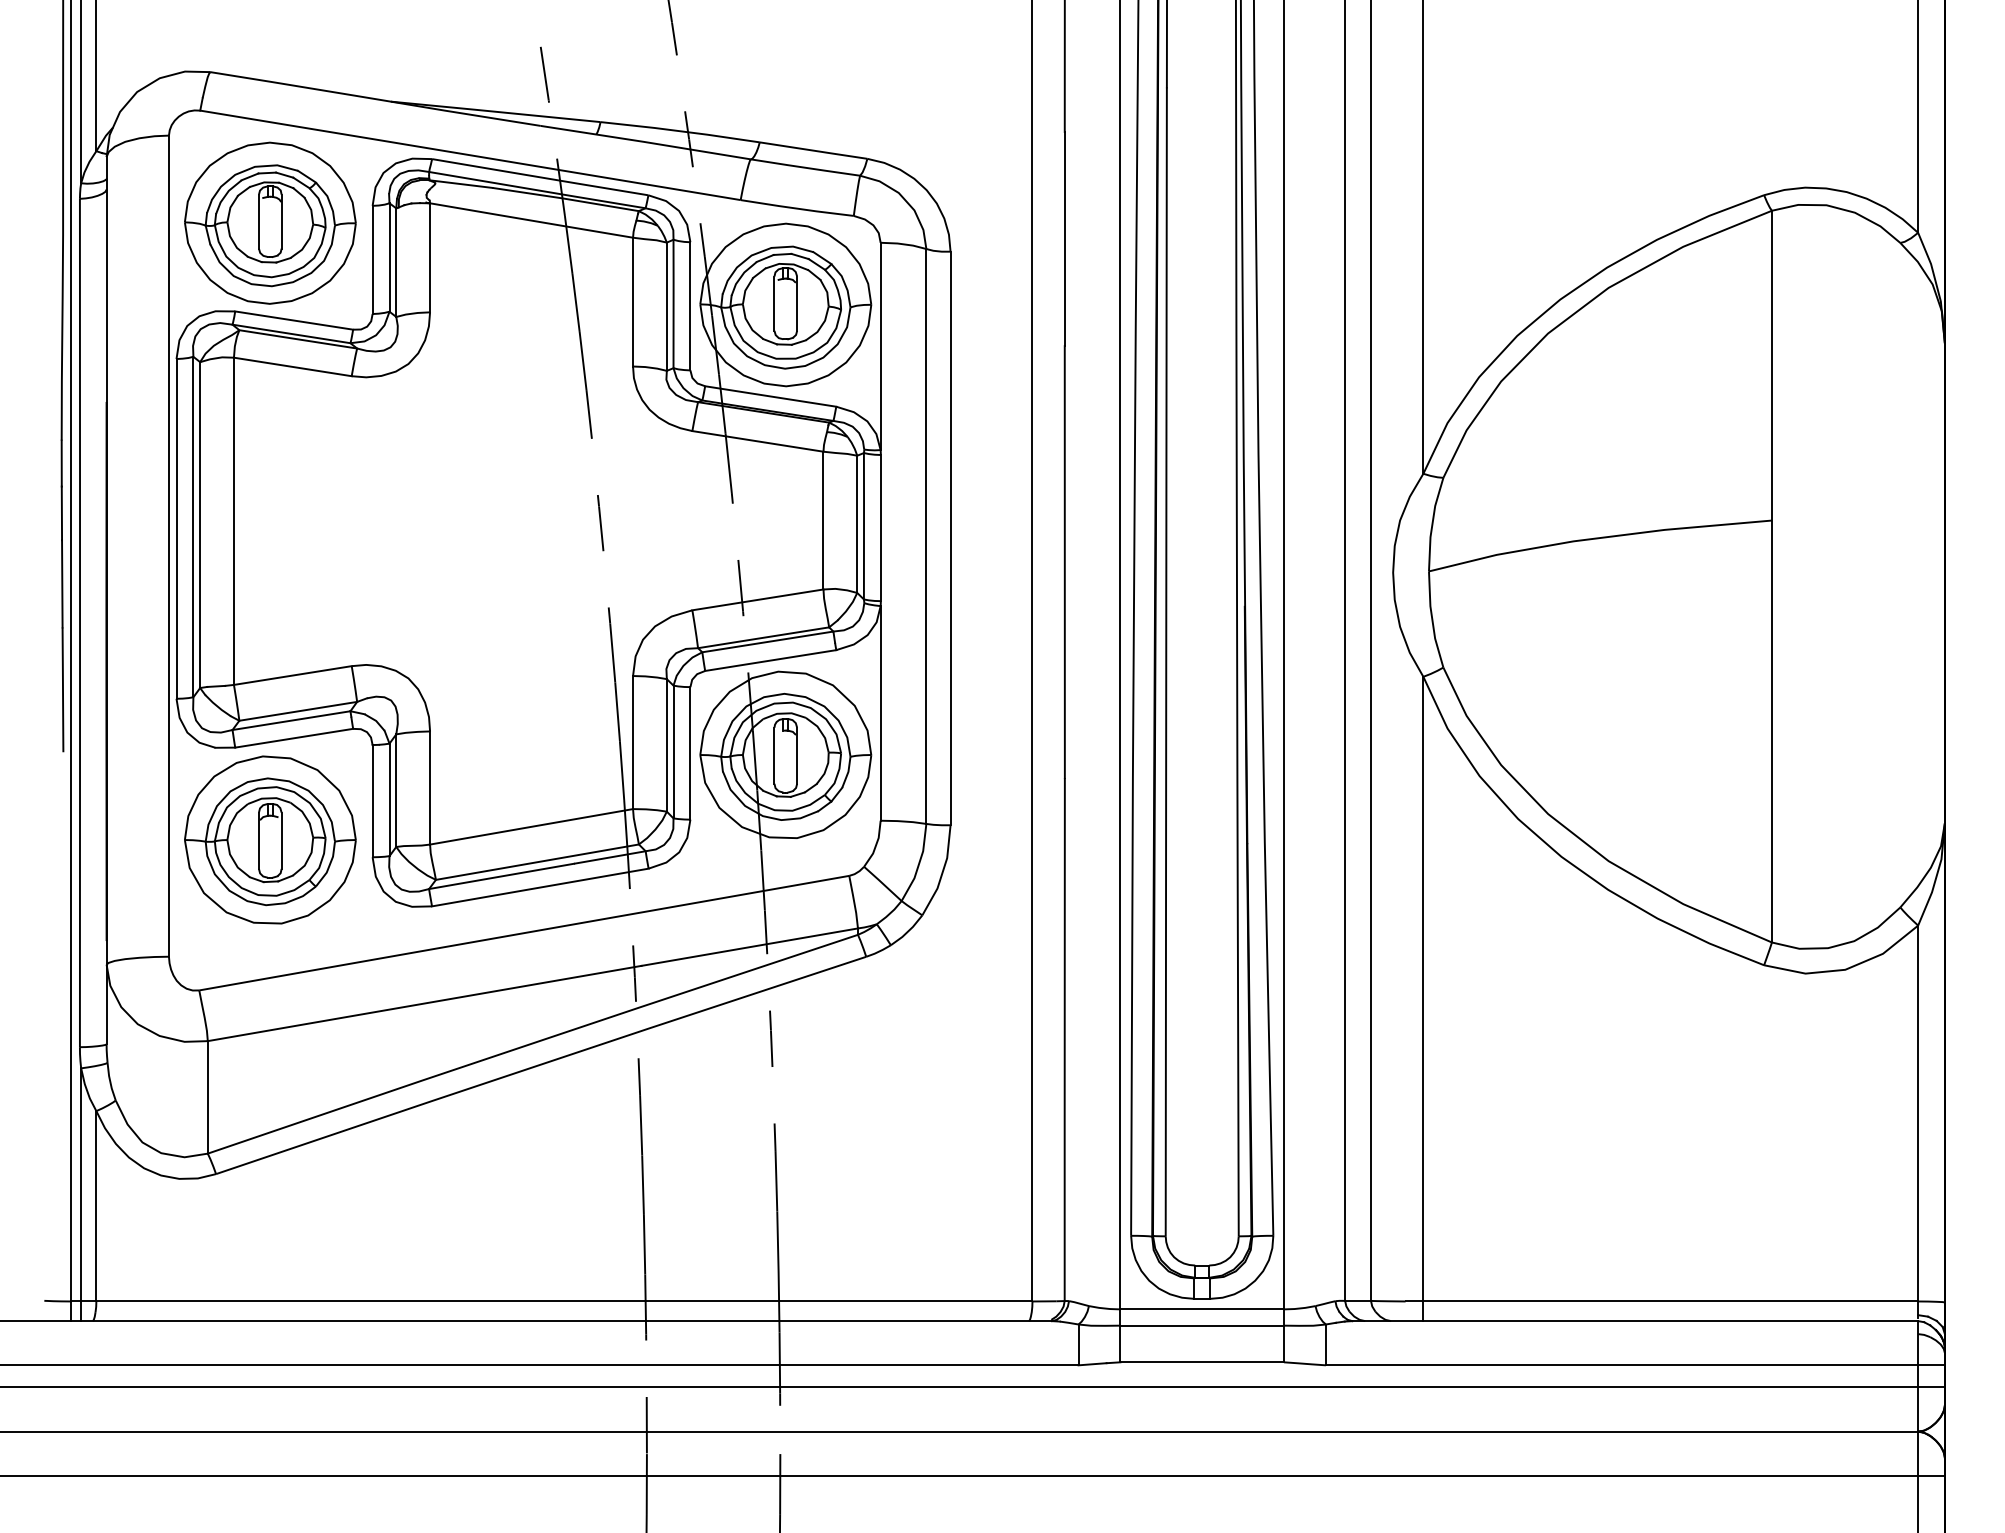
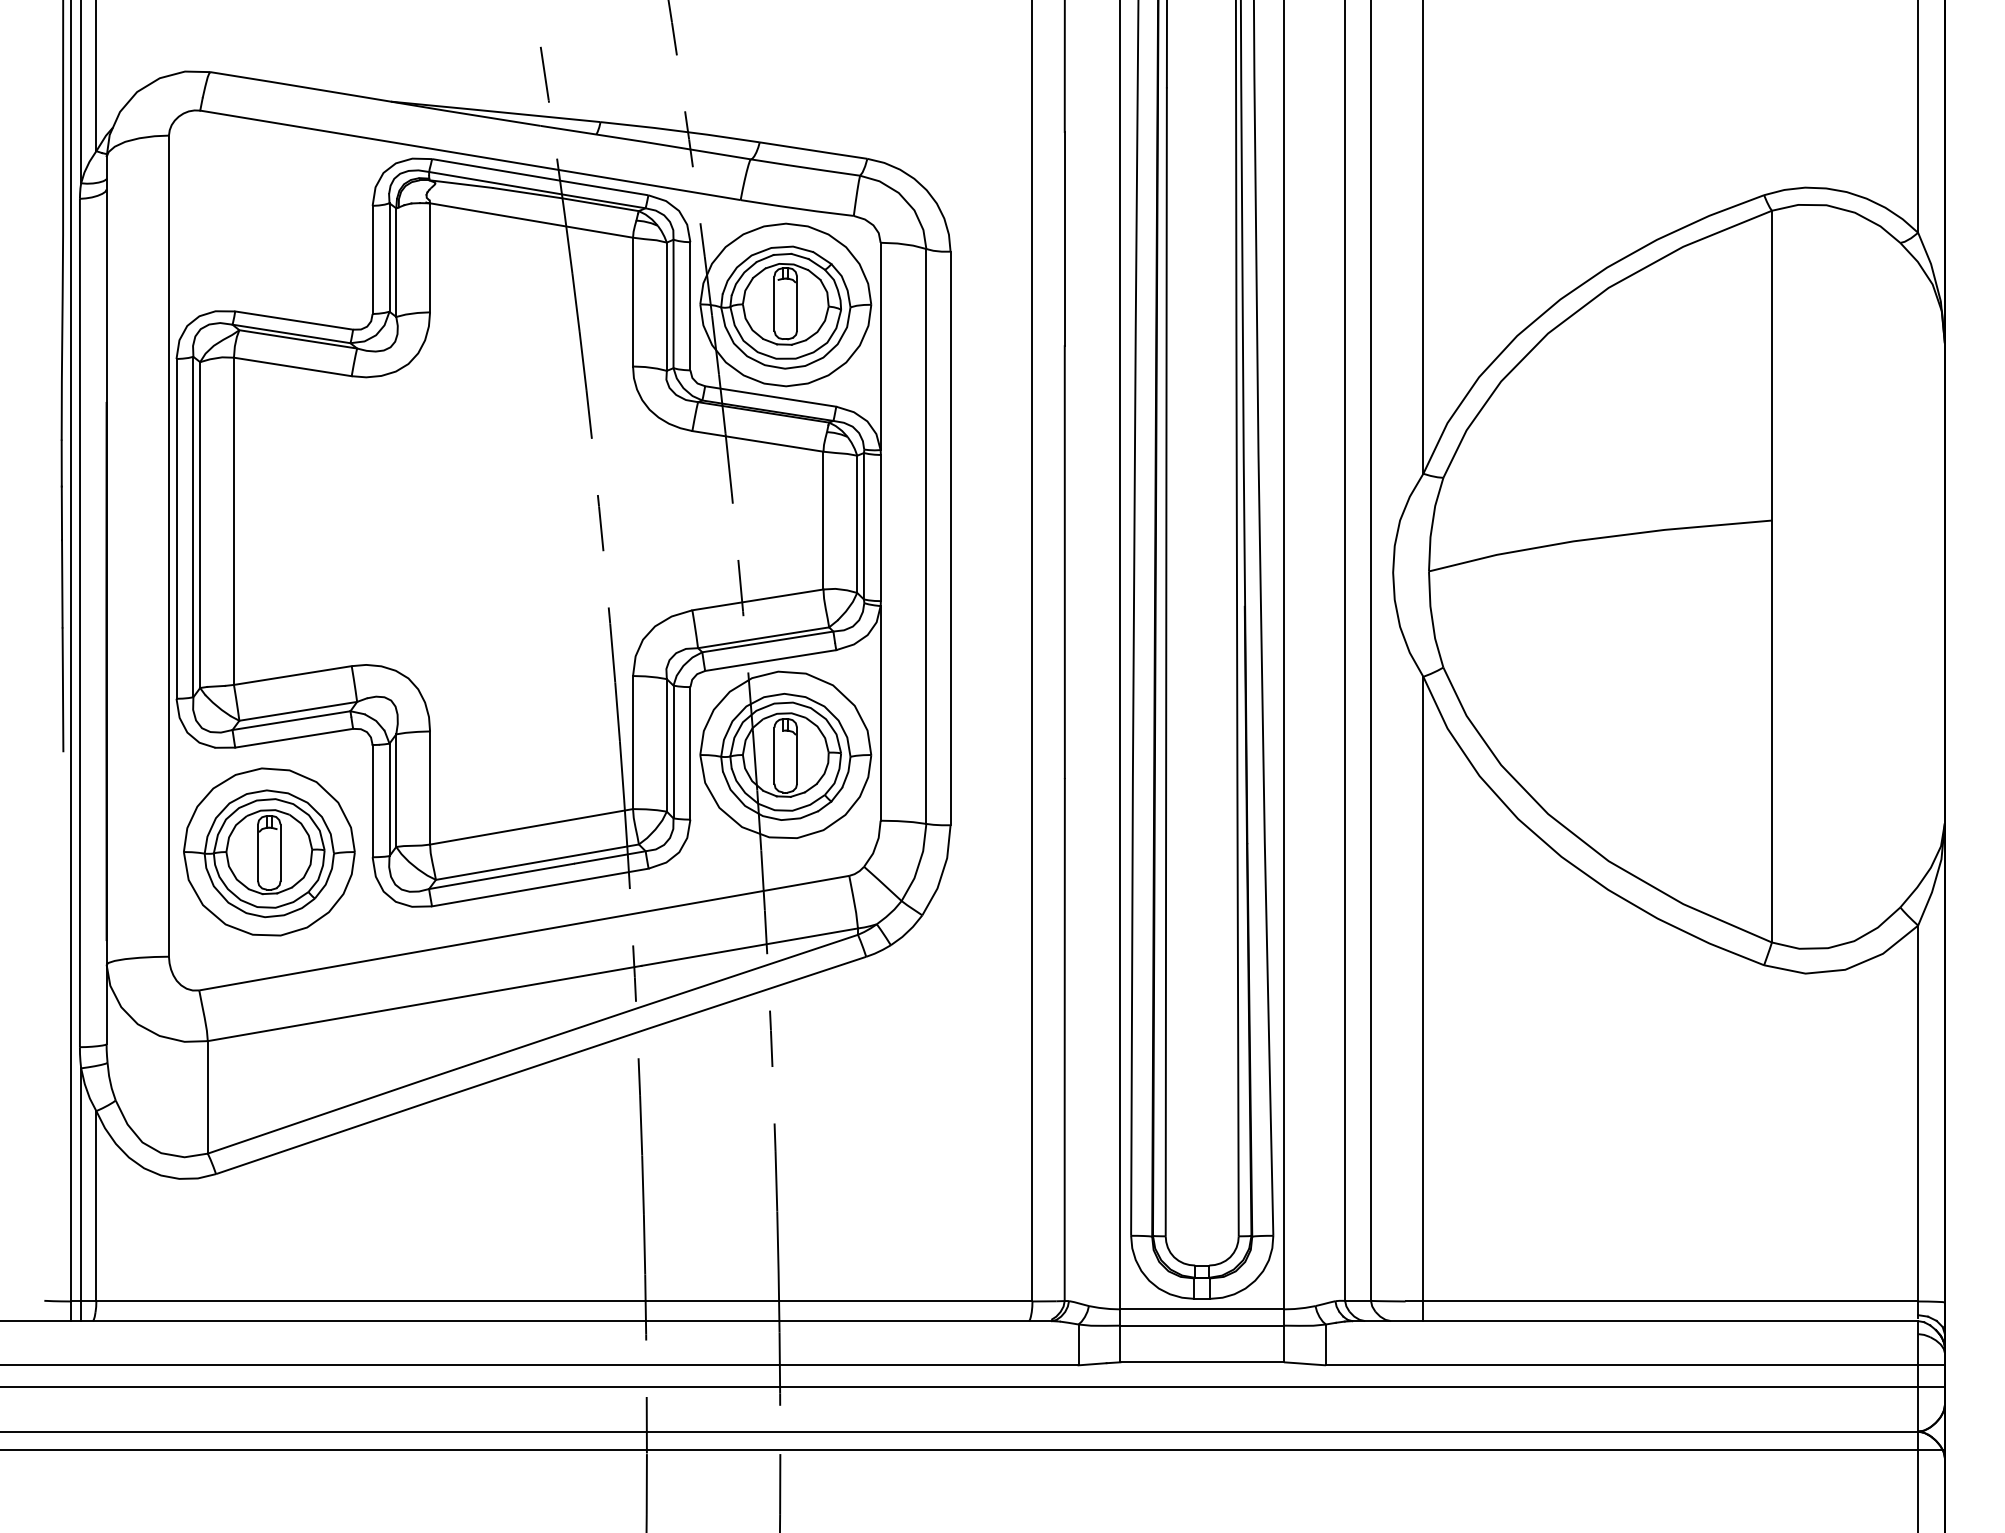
part: present -> none (270, 222)
part position: (270, 839) -> (269, 851) (269, 851)
line position: (973, 1475) -> (973, 1449) (973, 1449)
